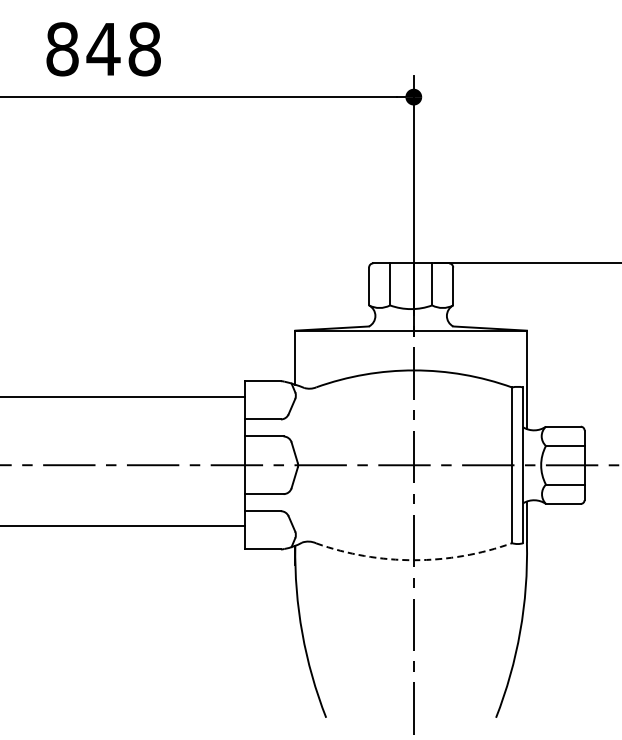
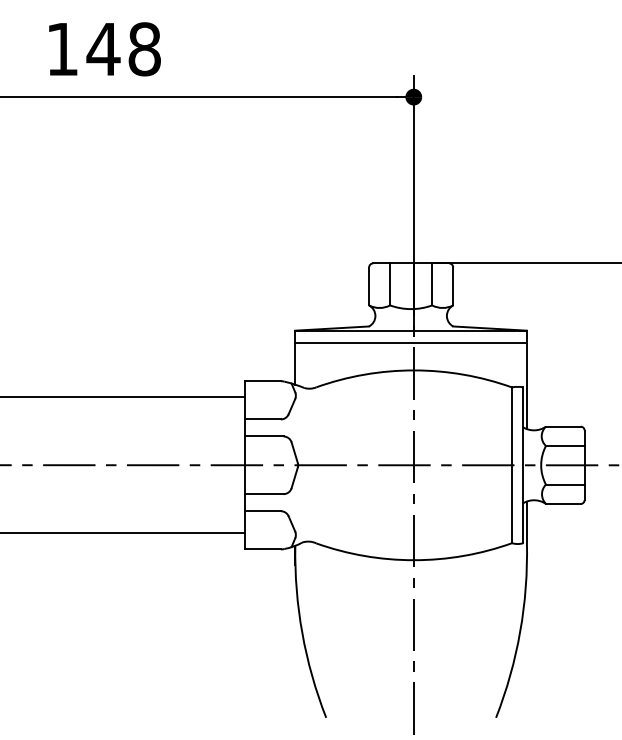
text: 848 -> 148 (62, 49)
line: none -> present (410, 343)
line position: (123, 526) -> (123, 533) (123, 533)
arc: dashed -> solid (414, 560)
